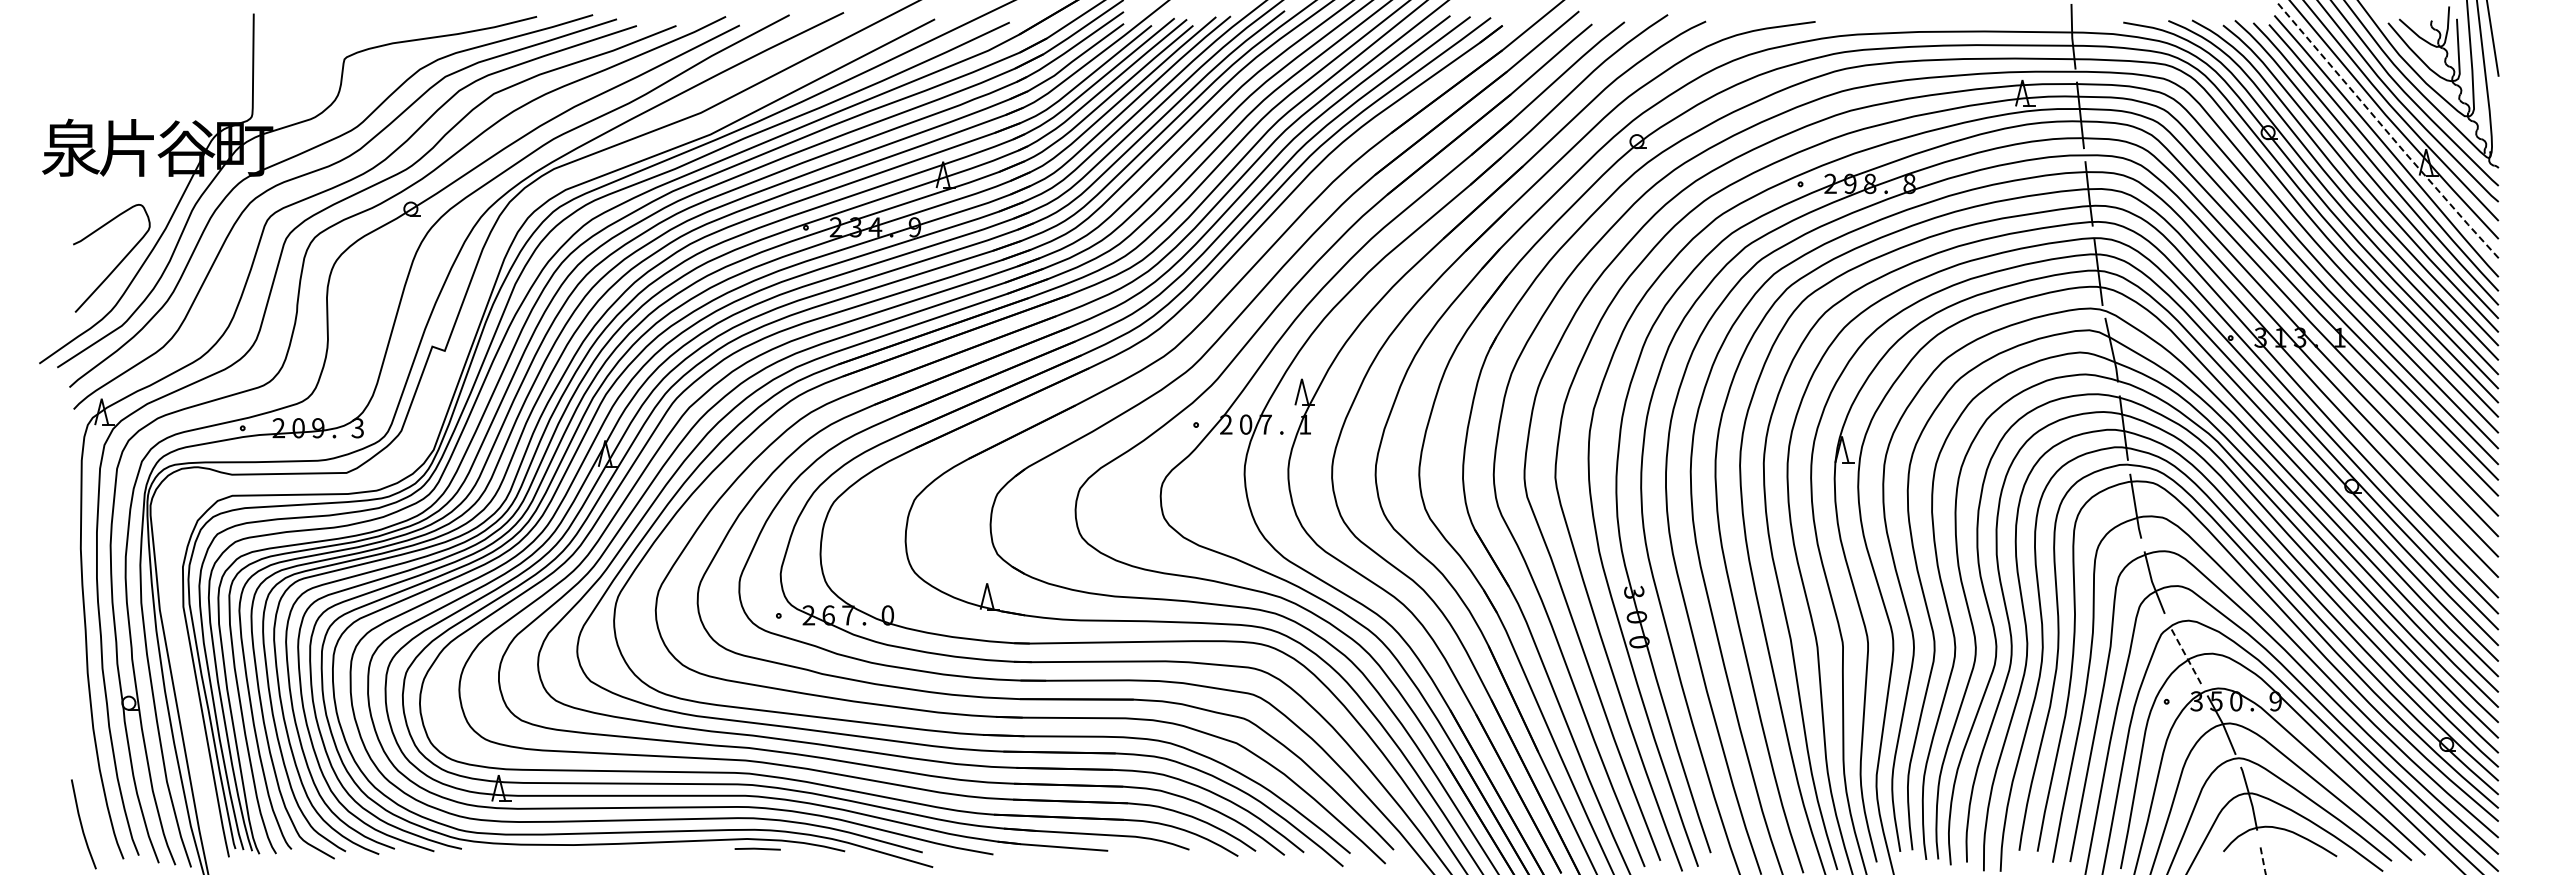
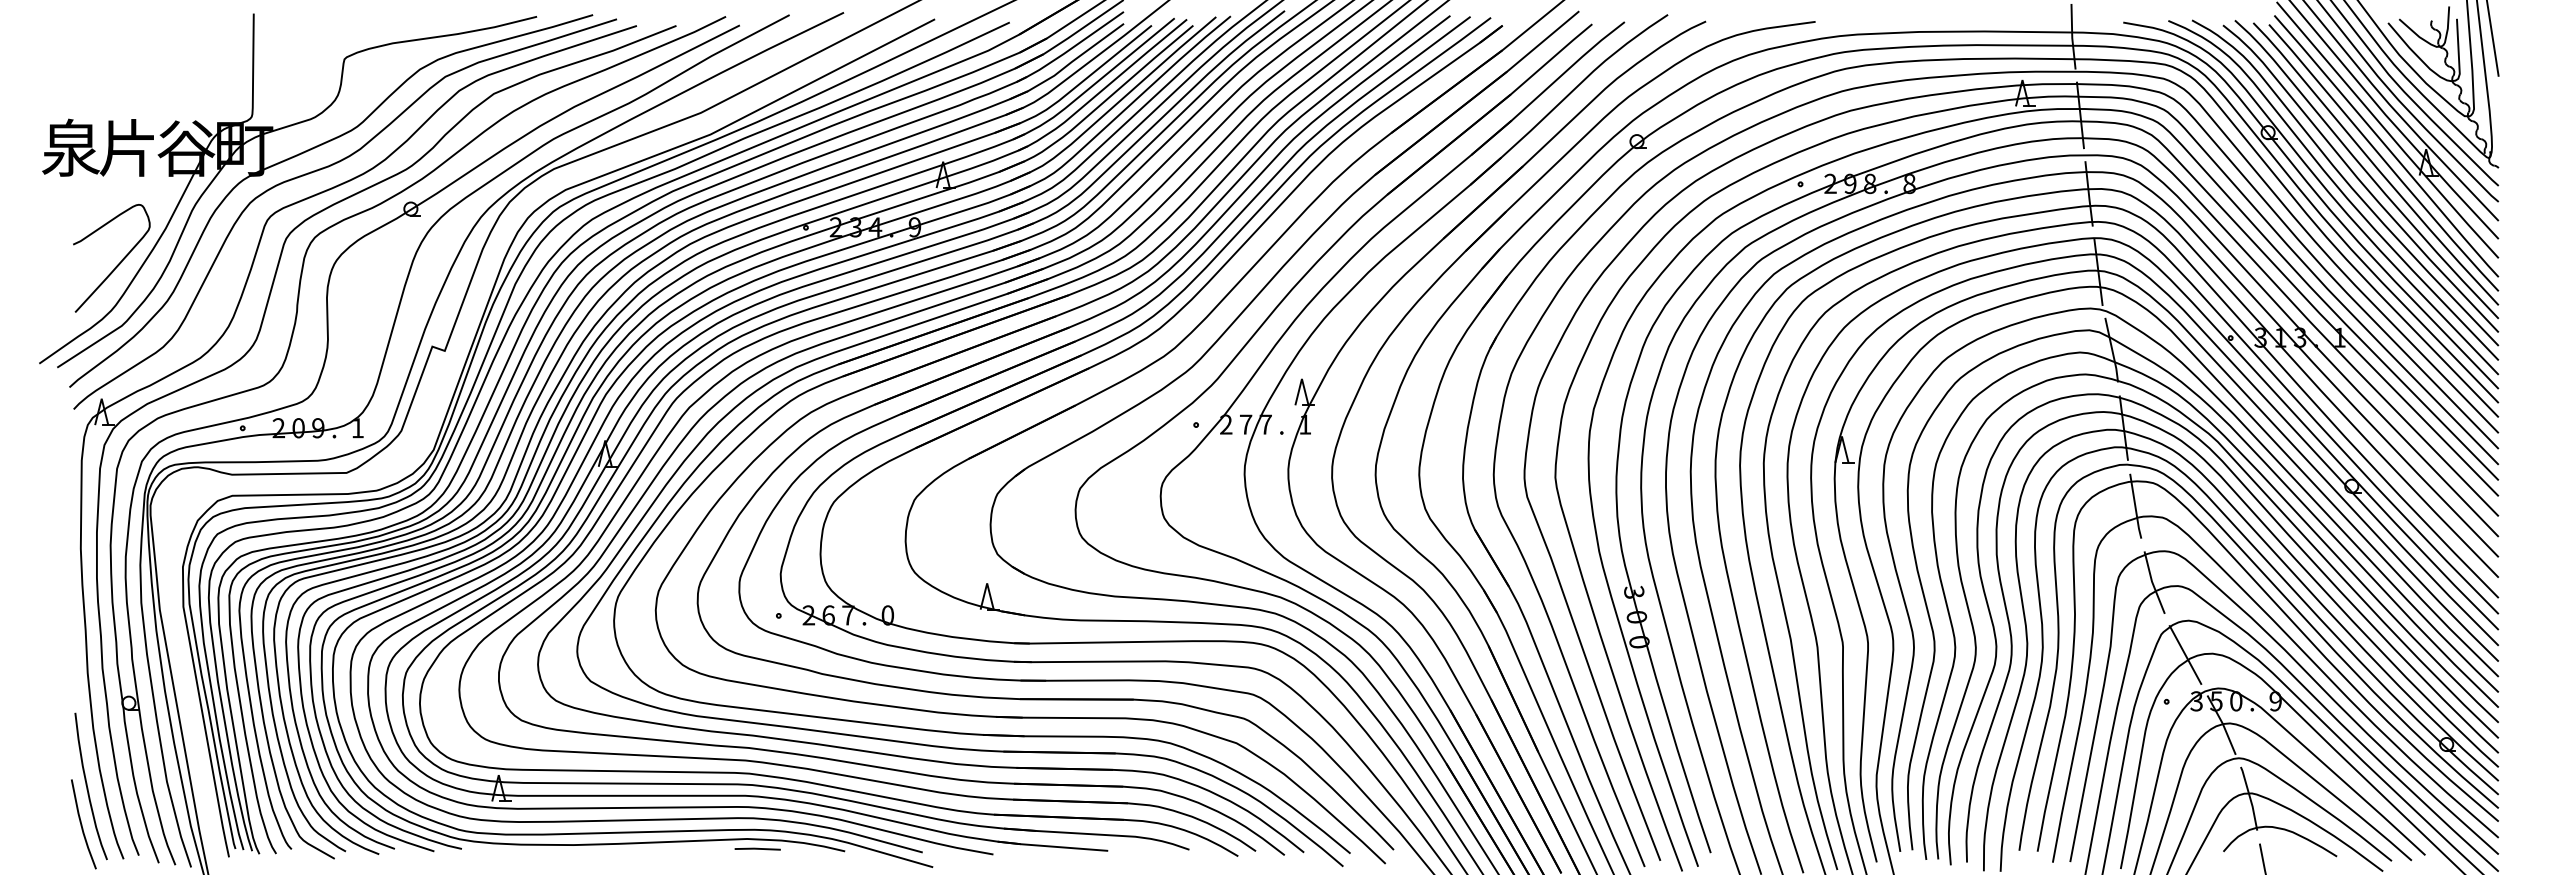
line: dashed -> solid (2387, 132)
text: 0 -> 7 (1246, 424)
text: 3 -> 1 (357, 428)
line: dashed -> solid (2185, 655)
curve: none -> present (88, 787)
line: dashed -> solid (2262, 859)
